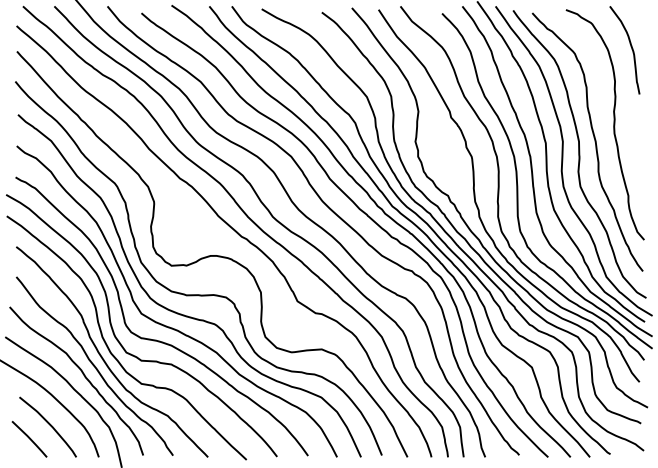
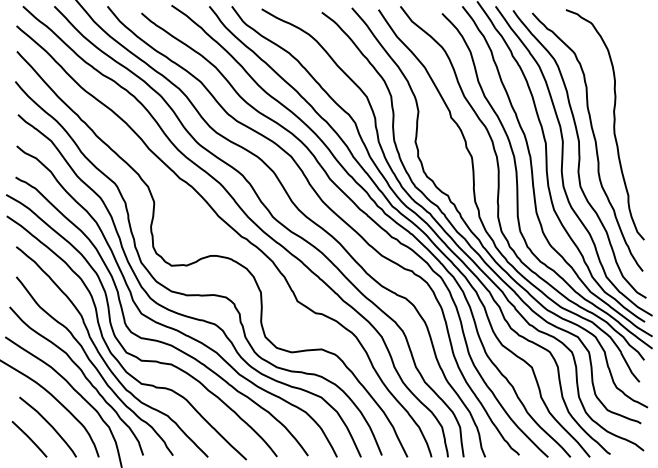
curve: present -> none (631, 49)
